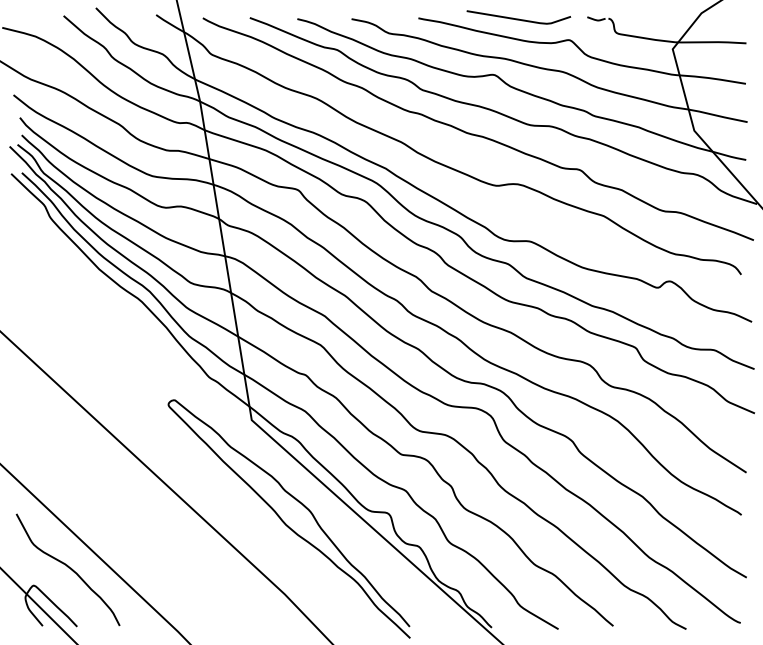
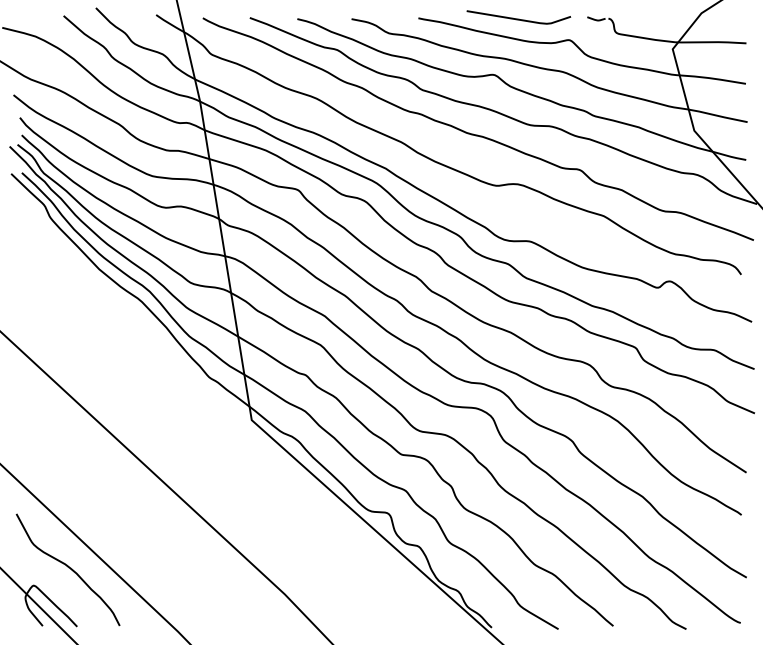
curve: present -> none (284, 521)
